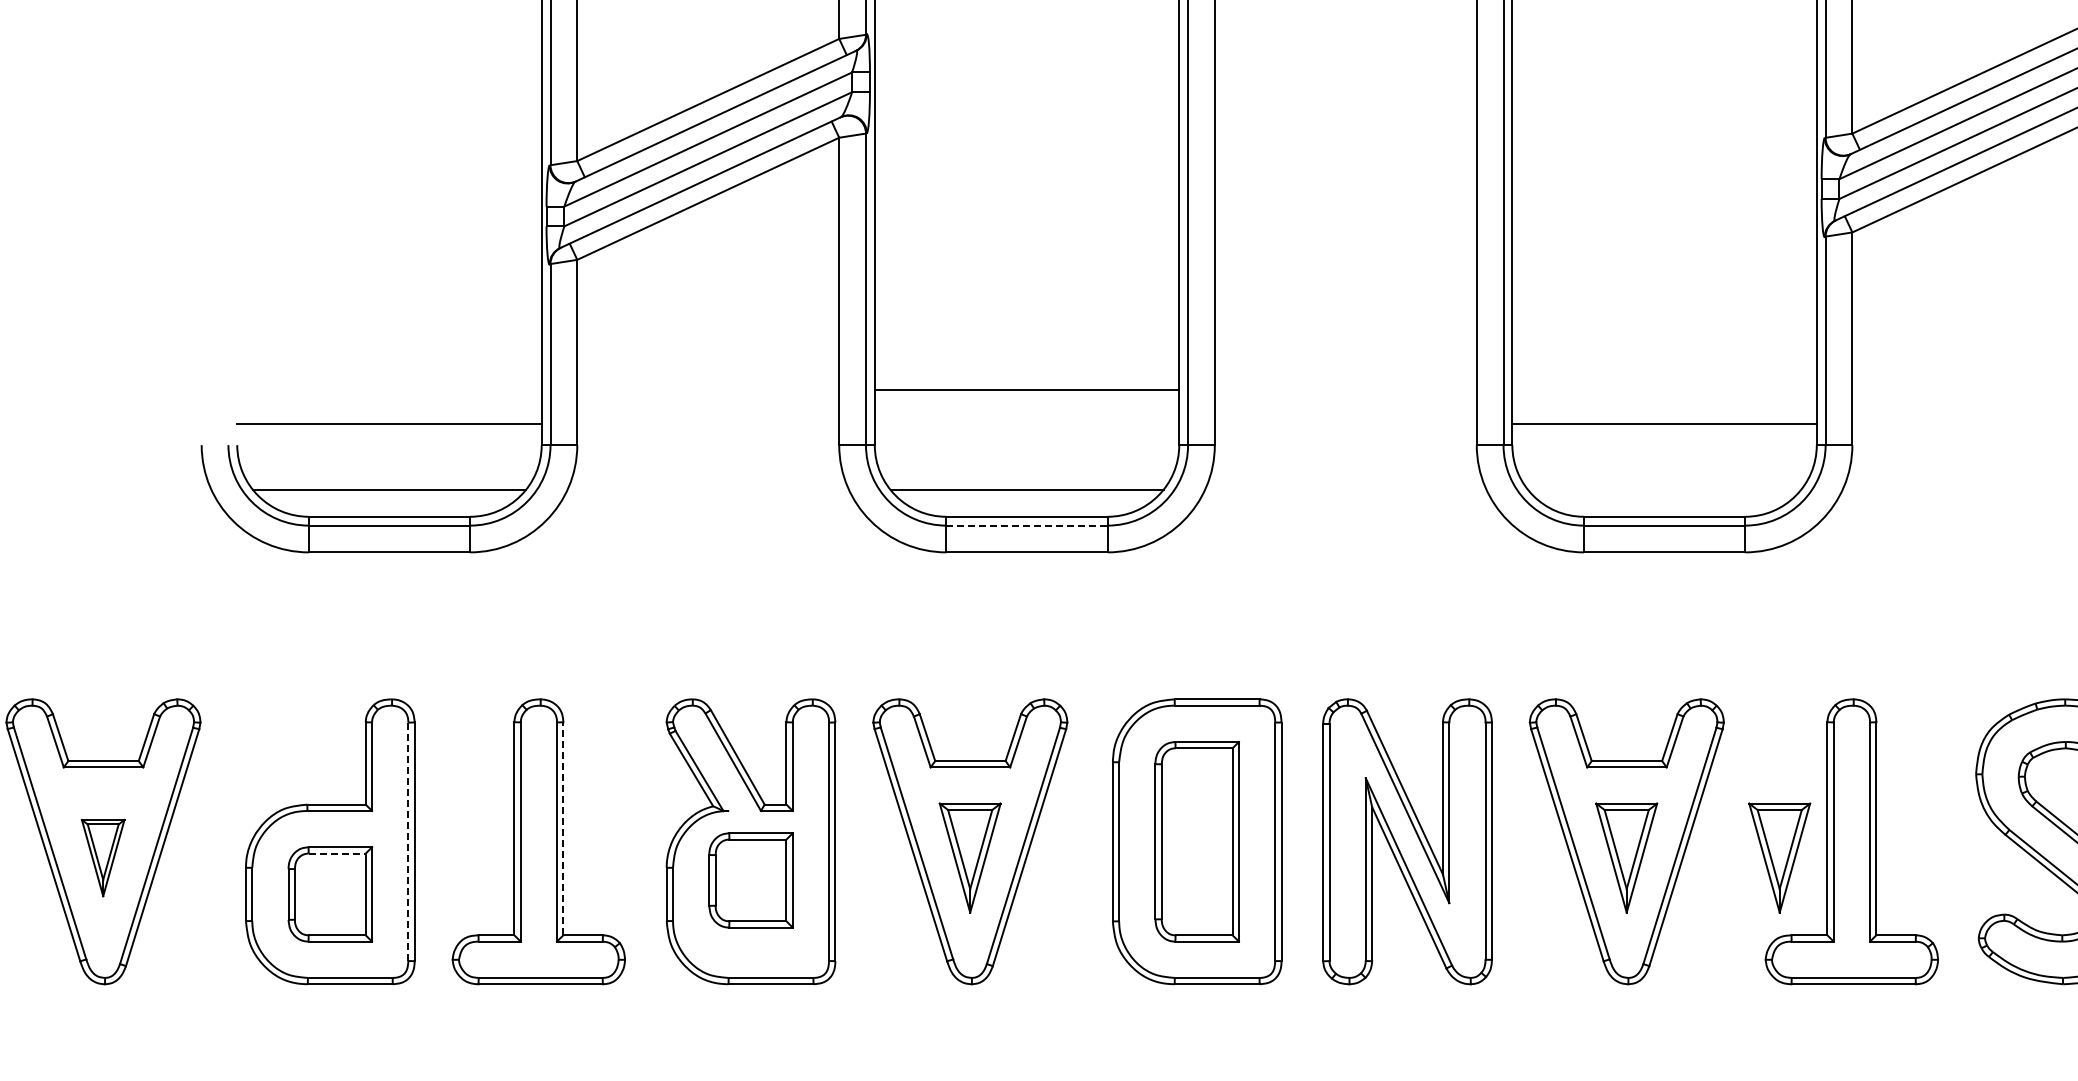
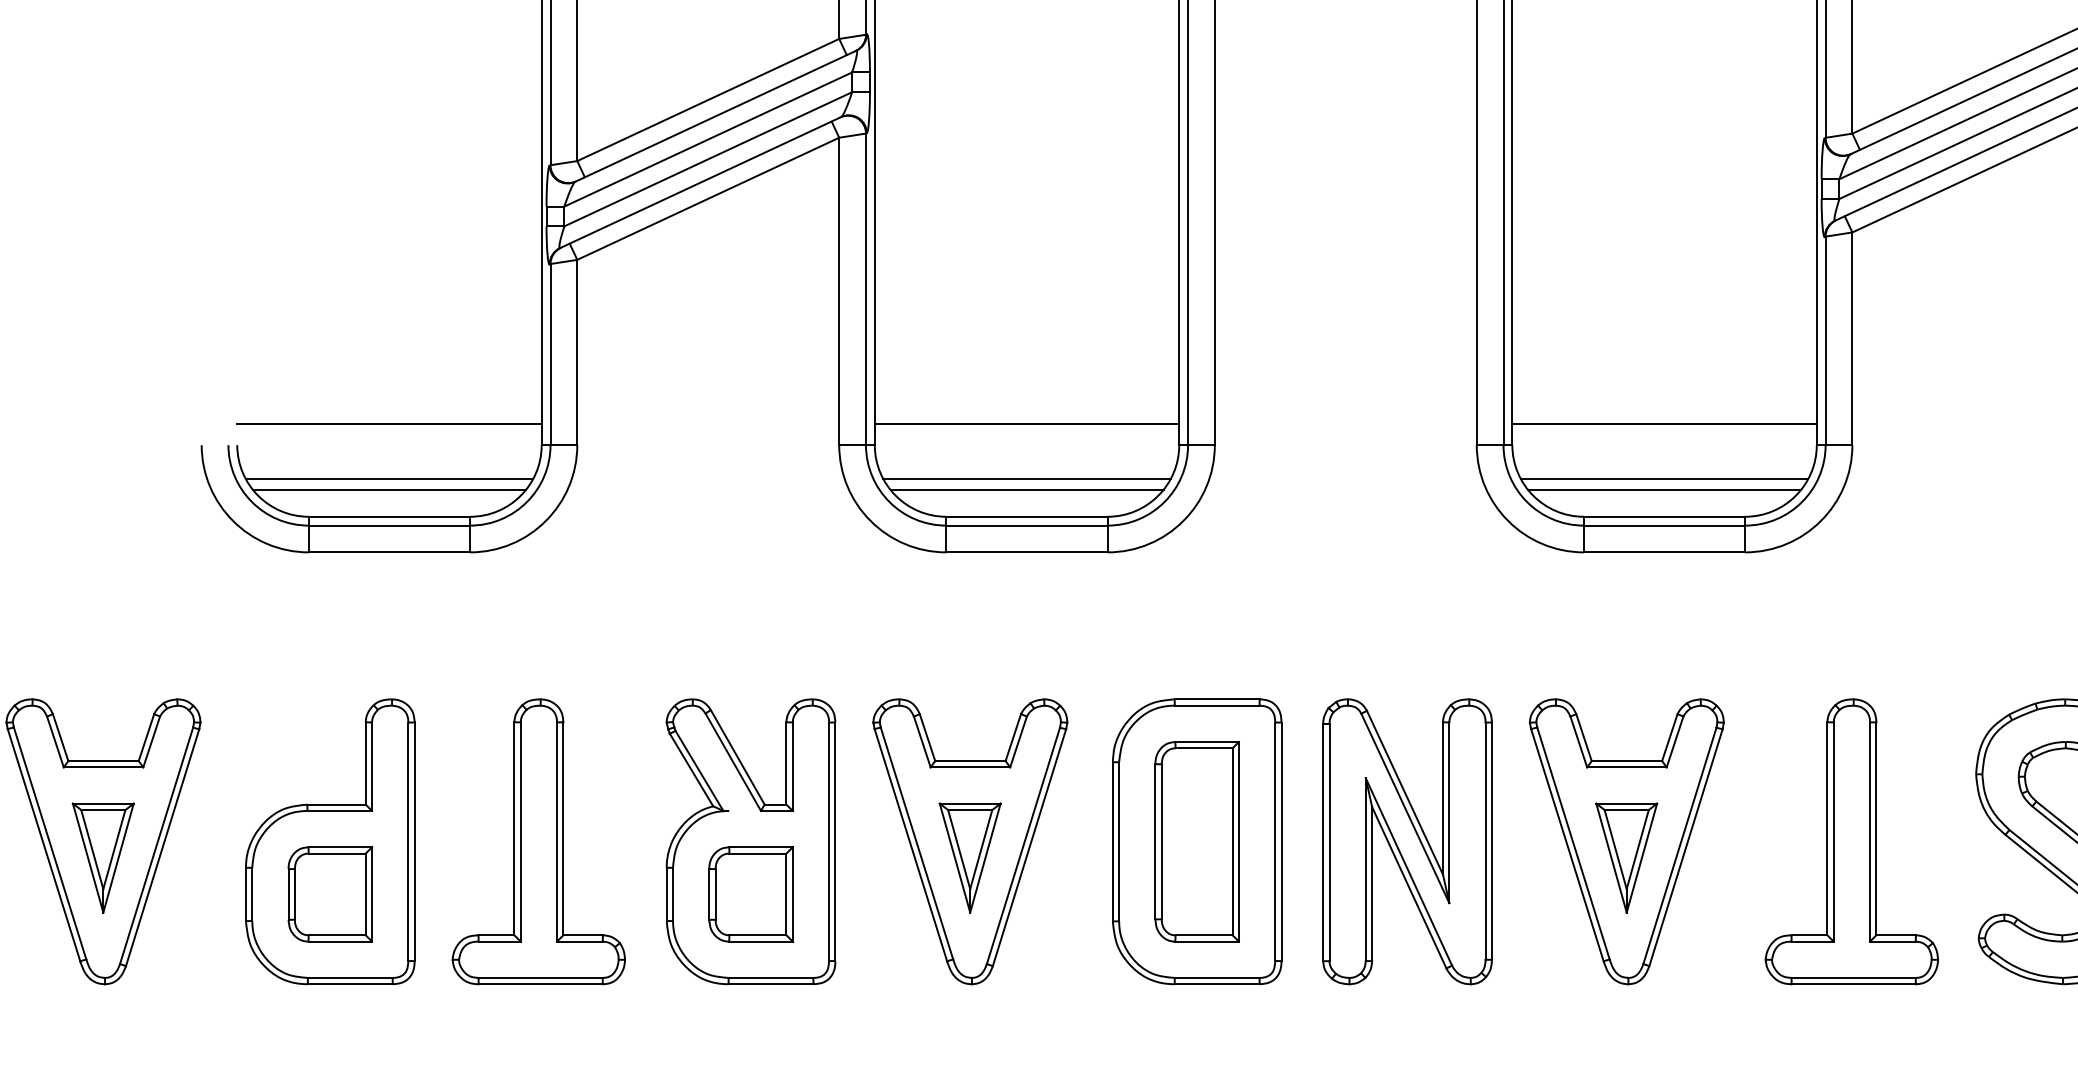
line position: (1026, 390) -> (1026, 424) (1026, 424)
line: none -> present (389, 479)
line: none -> present (1026, 479)
line: none -> present (1664, 479)
line: none -> present (1664, 489)
line: dashed -> solid (1027, 525)
line: dashed -> solid (563, 828)
line: dashed -> solid (408, 842)
line: dashed -> solid (337, 853)
part size: 46x80 px -> 64x112 px (102, 857)
part: present -> none (1779, 857)
part position: (750, 880) -> (750, 894) (750, 894)
